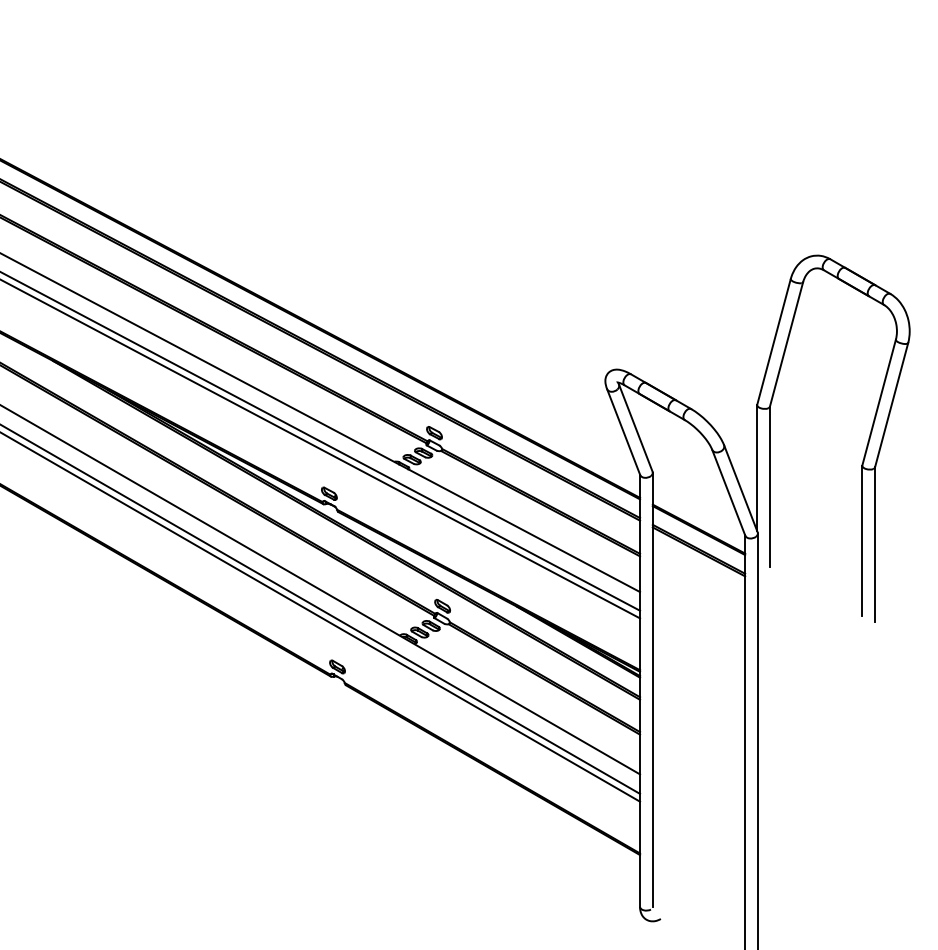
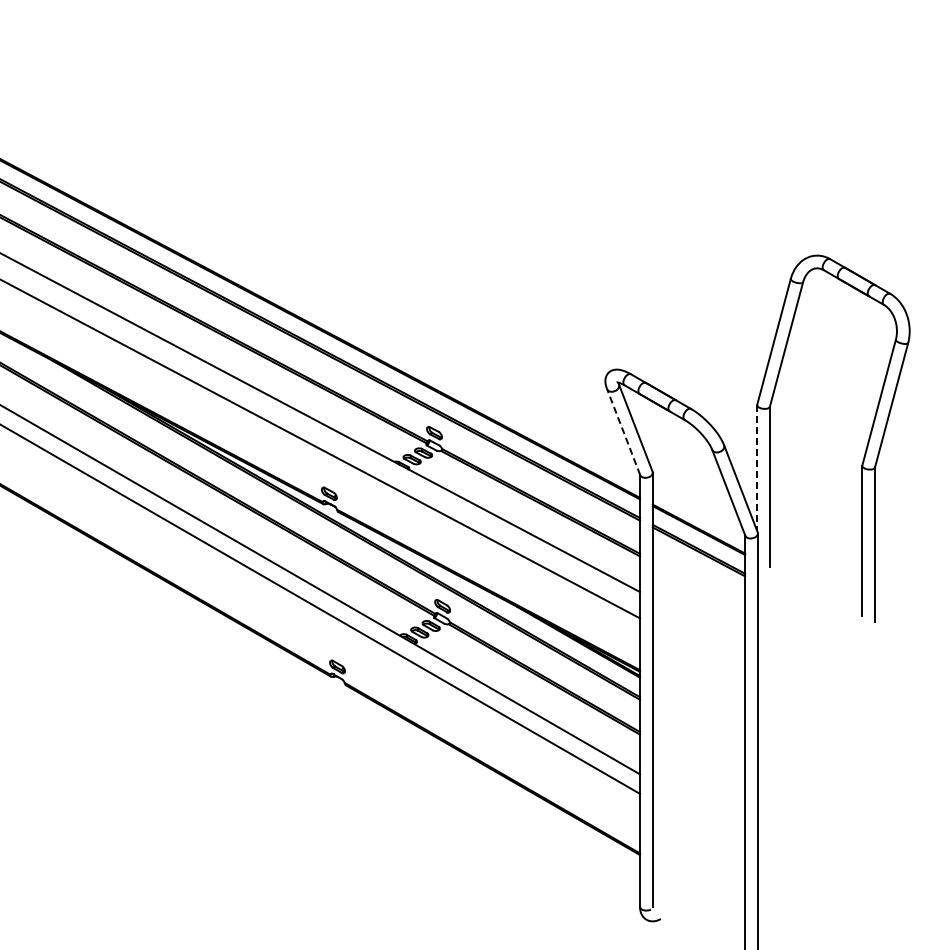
line: solid -> dashed (623, 431)
line: present -> none (321, 441)
line: solid -> dashed (757, 468)
line: present -> none (321, 617)
